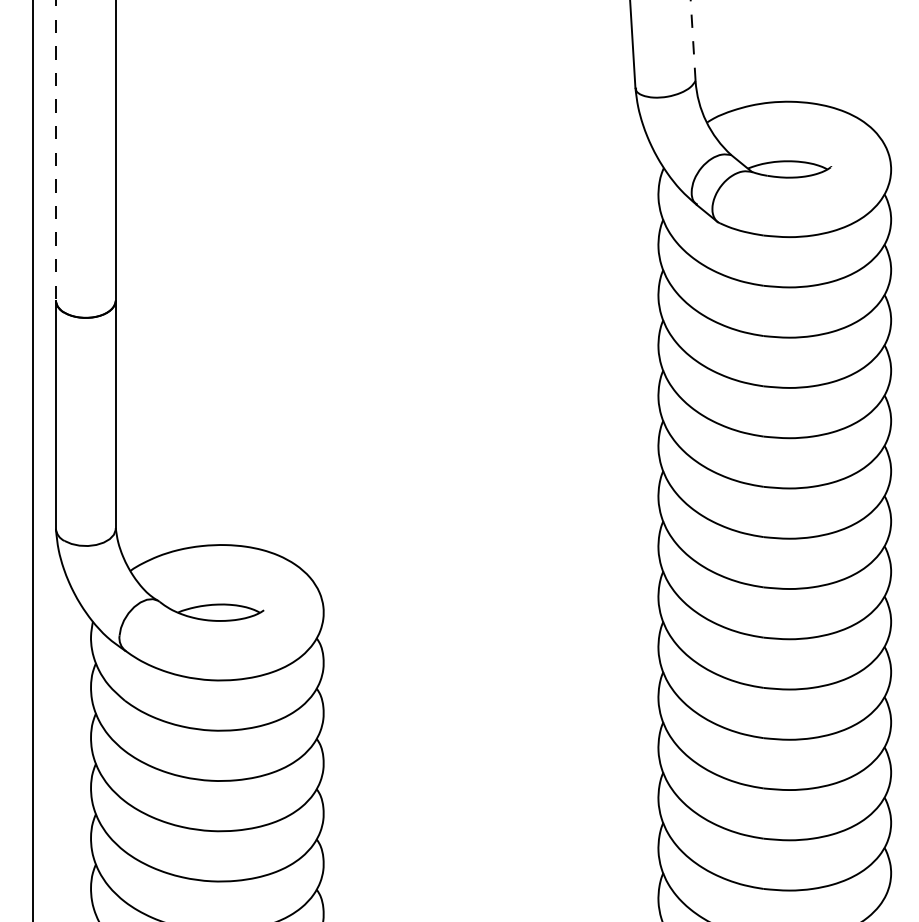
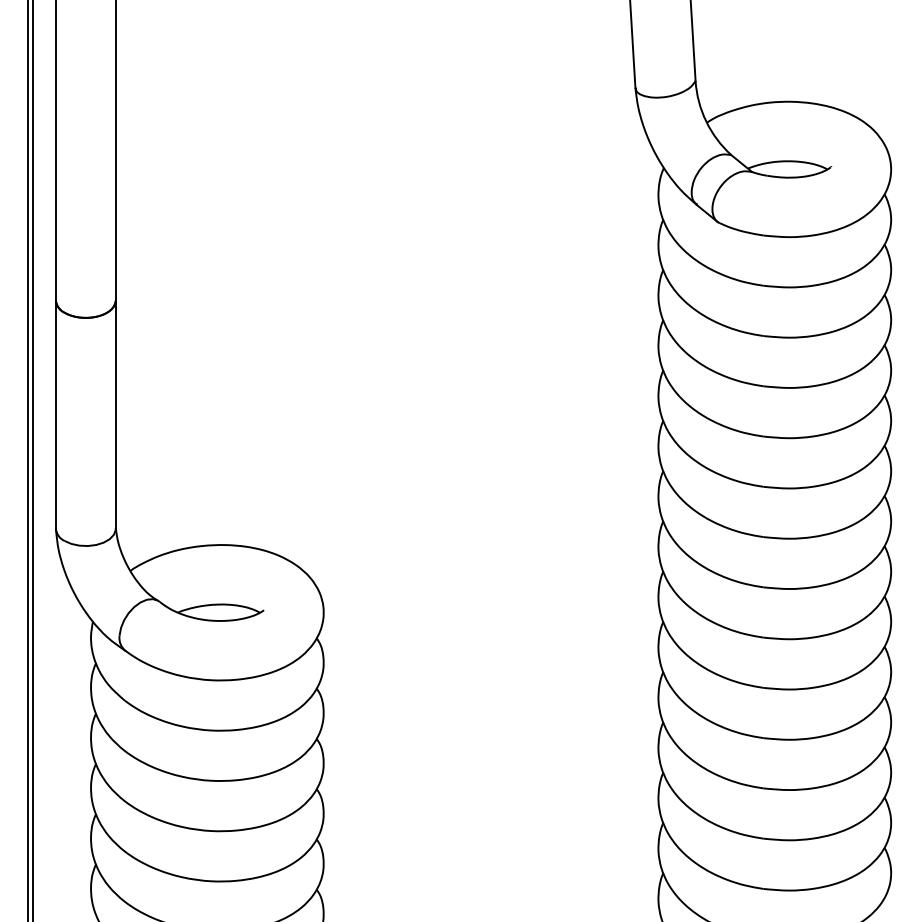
line: dashed -> solid (693, 40)
line: dashed -> solid (55, 150)
line: none -> present (27, 460)
